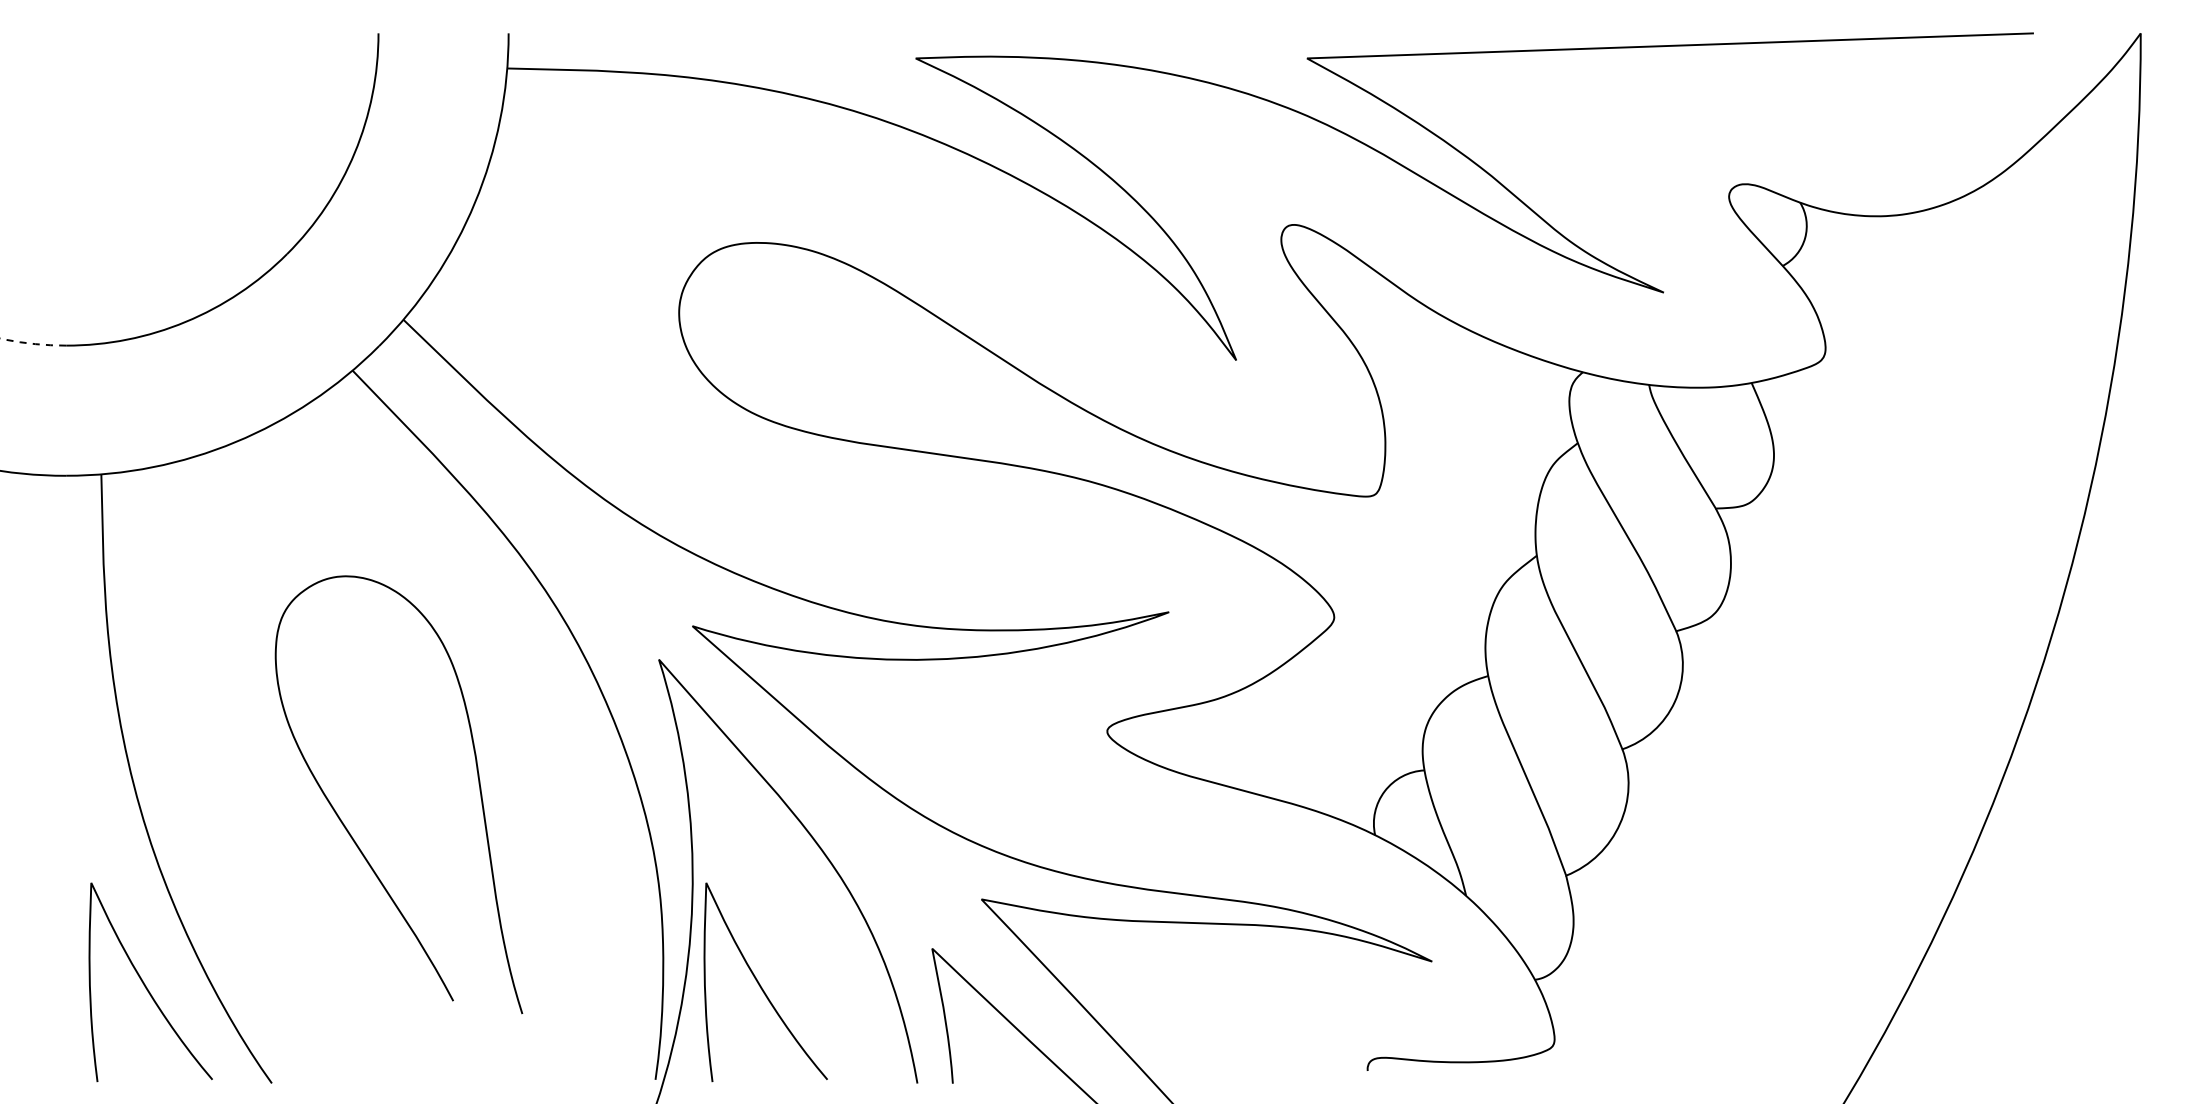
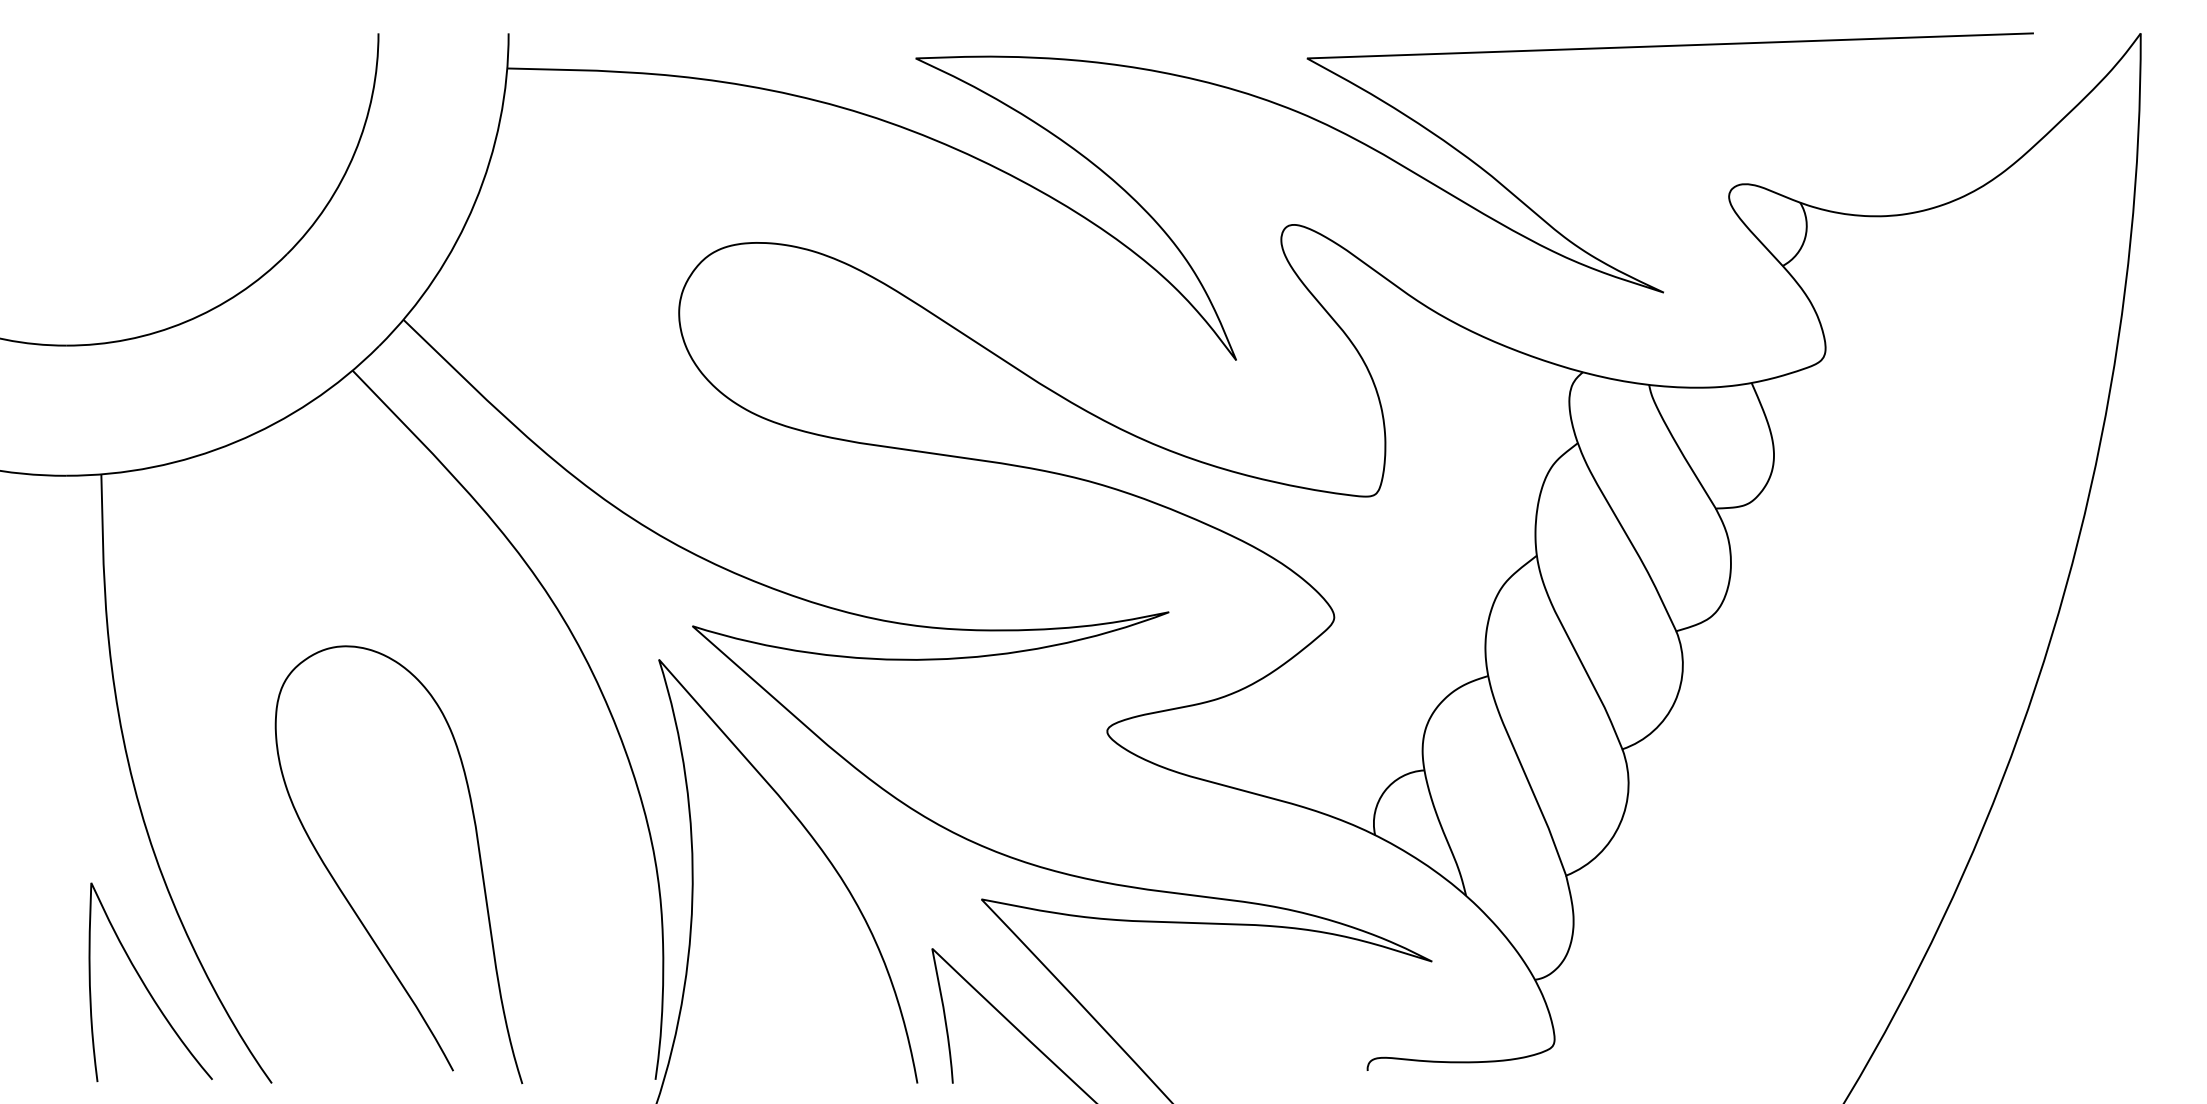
arc: dashed -> solid (33, 343)
curve position: (347, 828) -> (347, 898) (347, 898)
curve: present -> none (760, 984)
